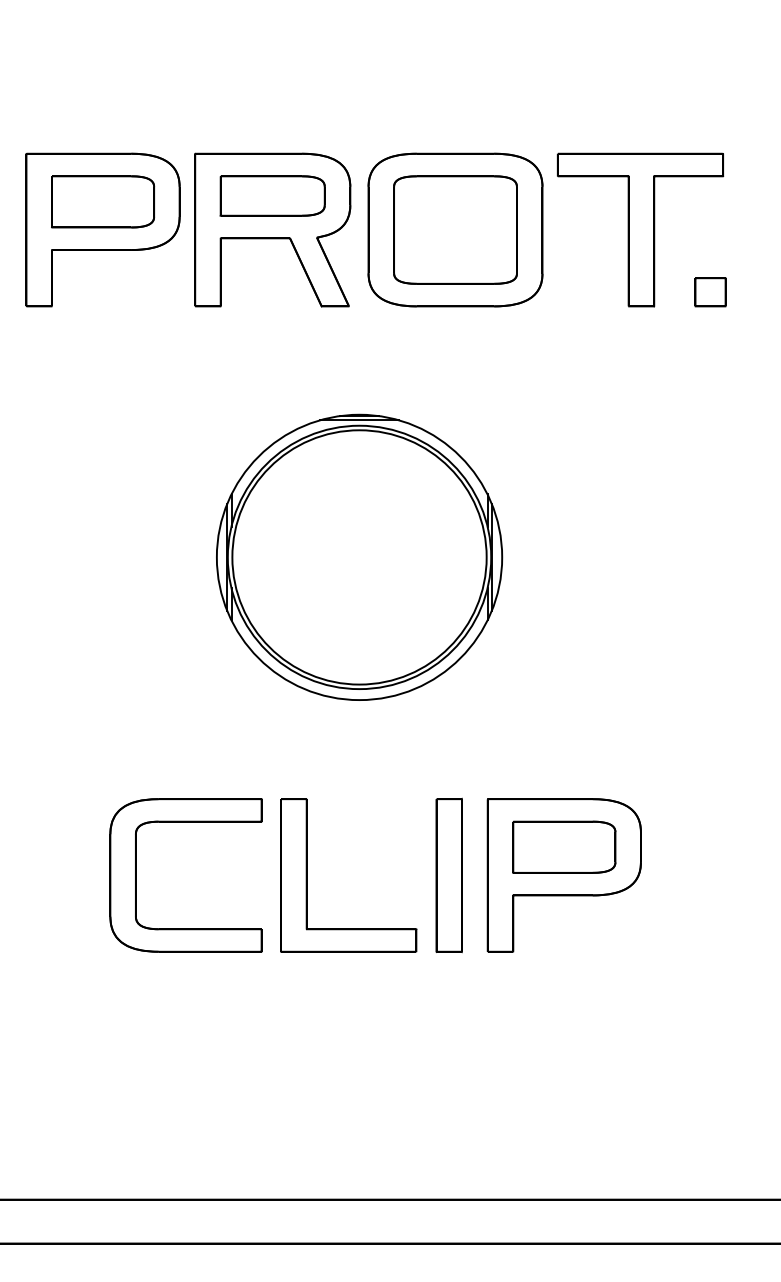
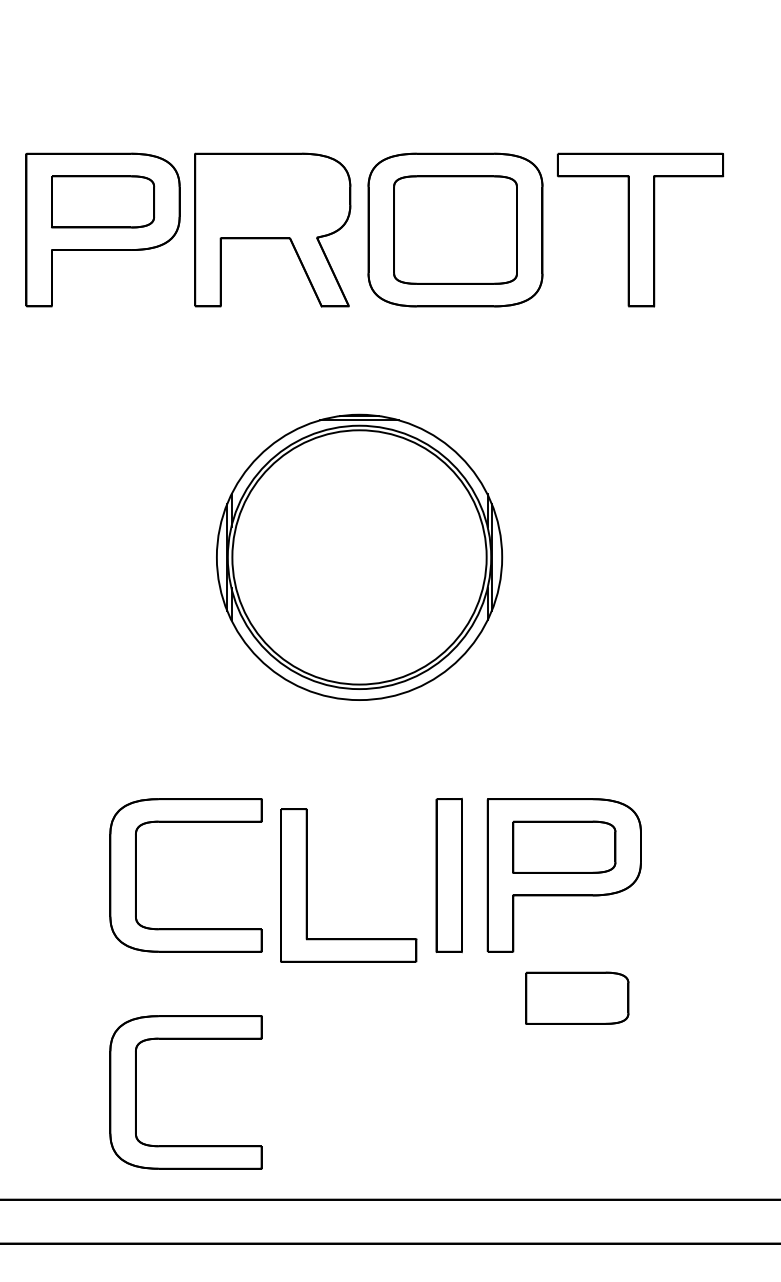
part: present -> none (272, 195)
part: present -> none (710, 292)
part position: (307, 875) -> (307, 885) (307, 885)
part: none -> present (577, 997)
part: none -> present (136, 1092)
